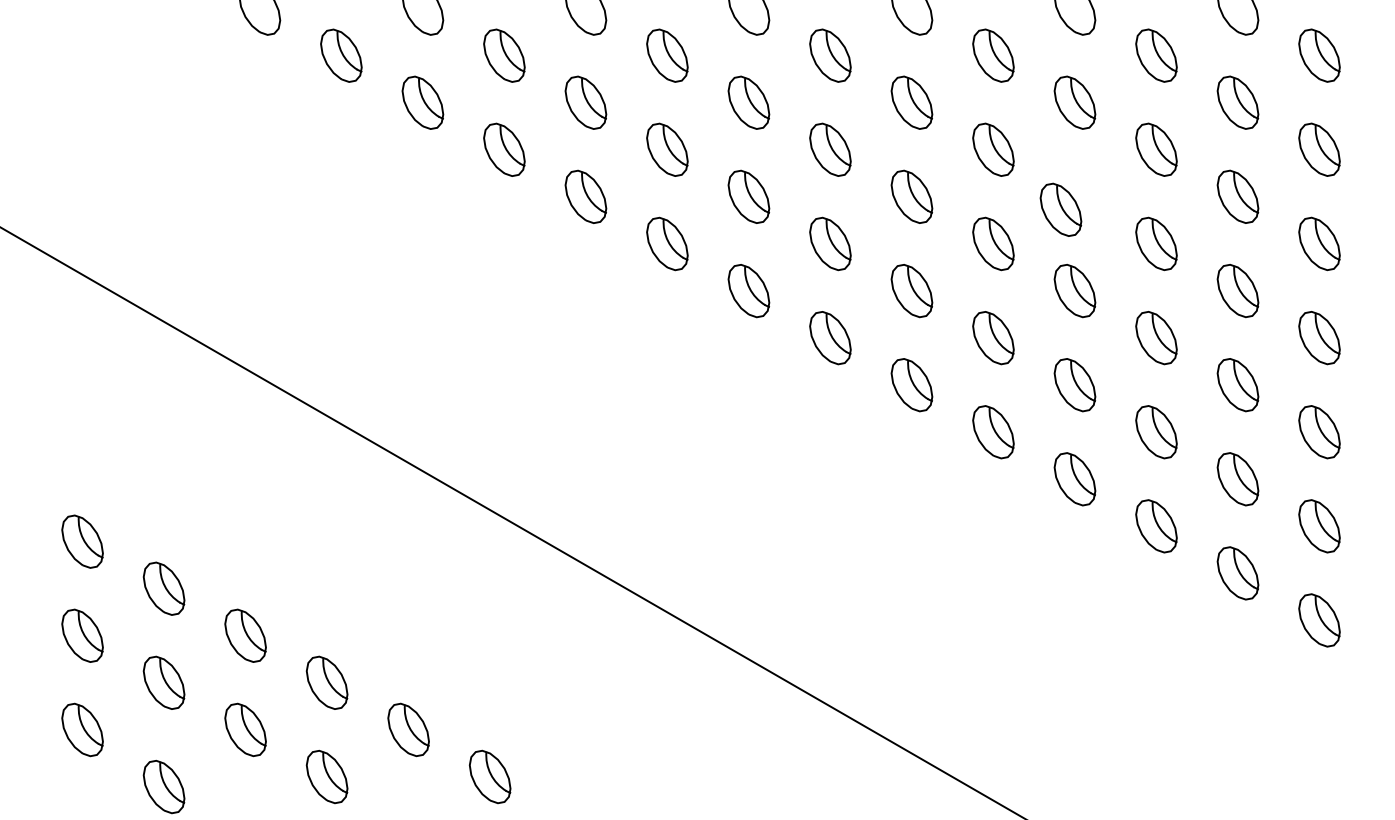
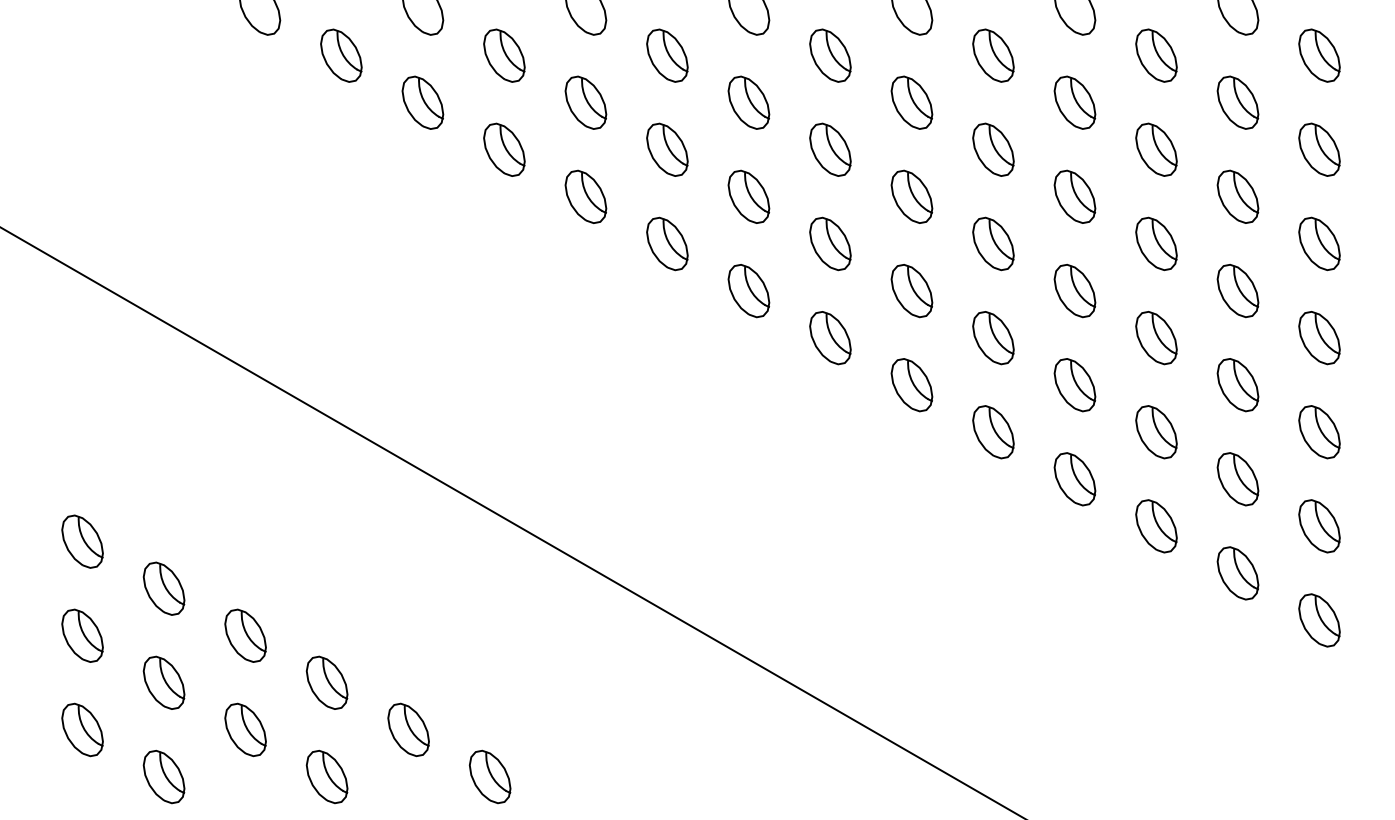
part position: (1060, 209) -> (1074, 196) (1074, 196)
part position: (163, 786) -> (163, 776) (163, 776)
